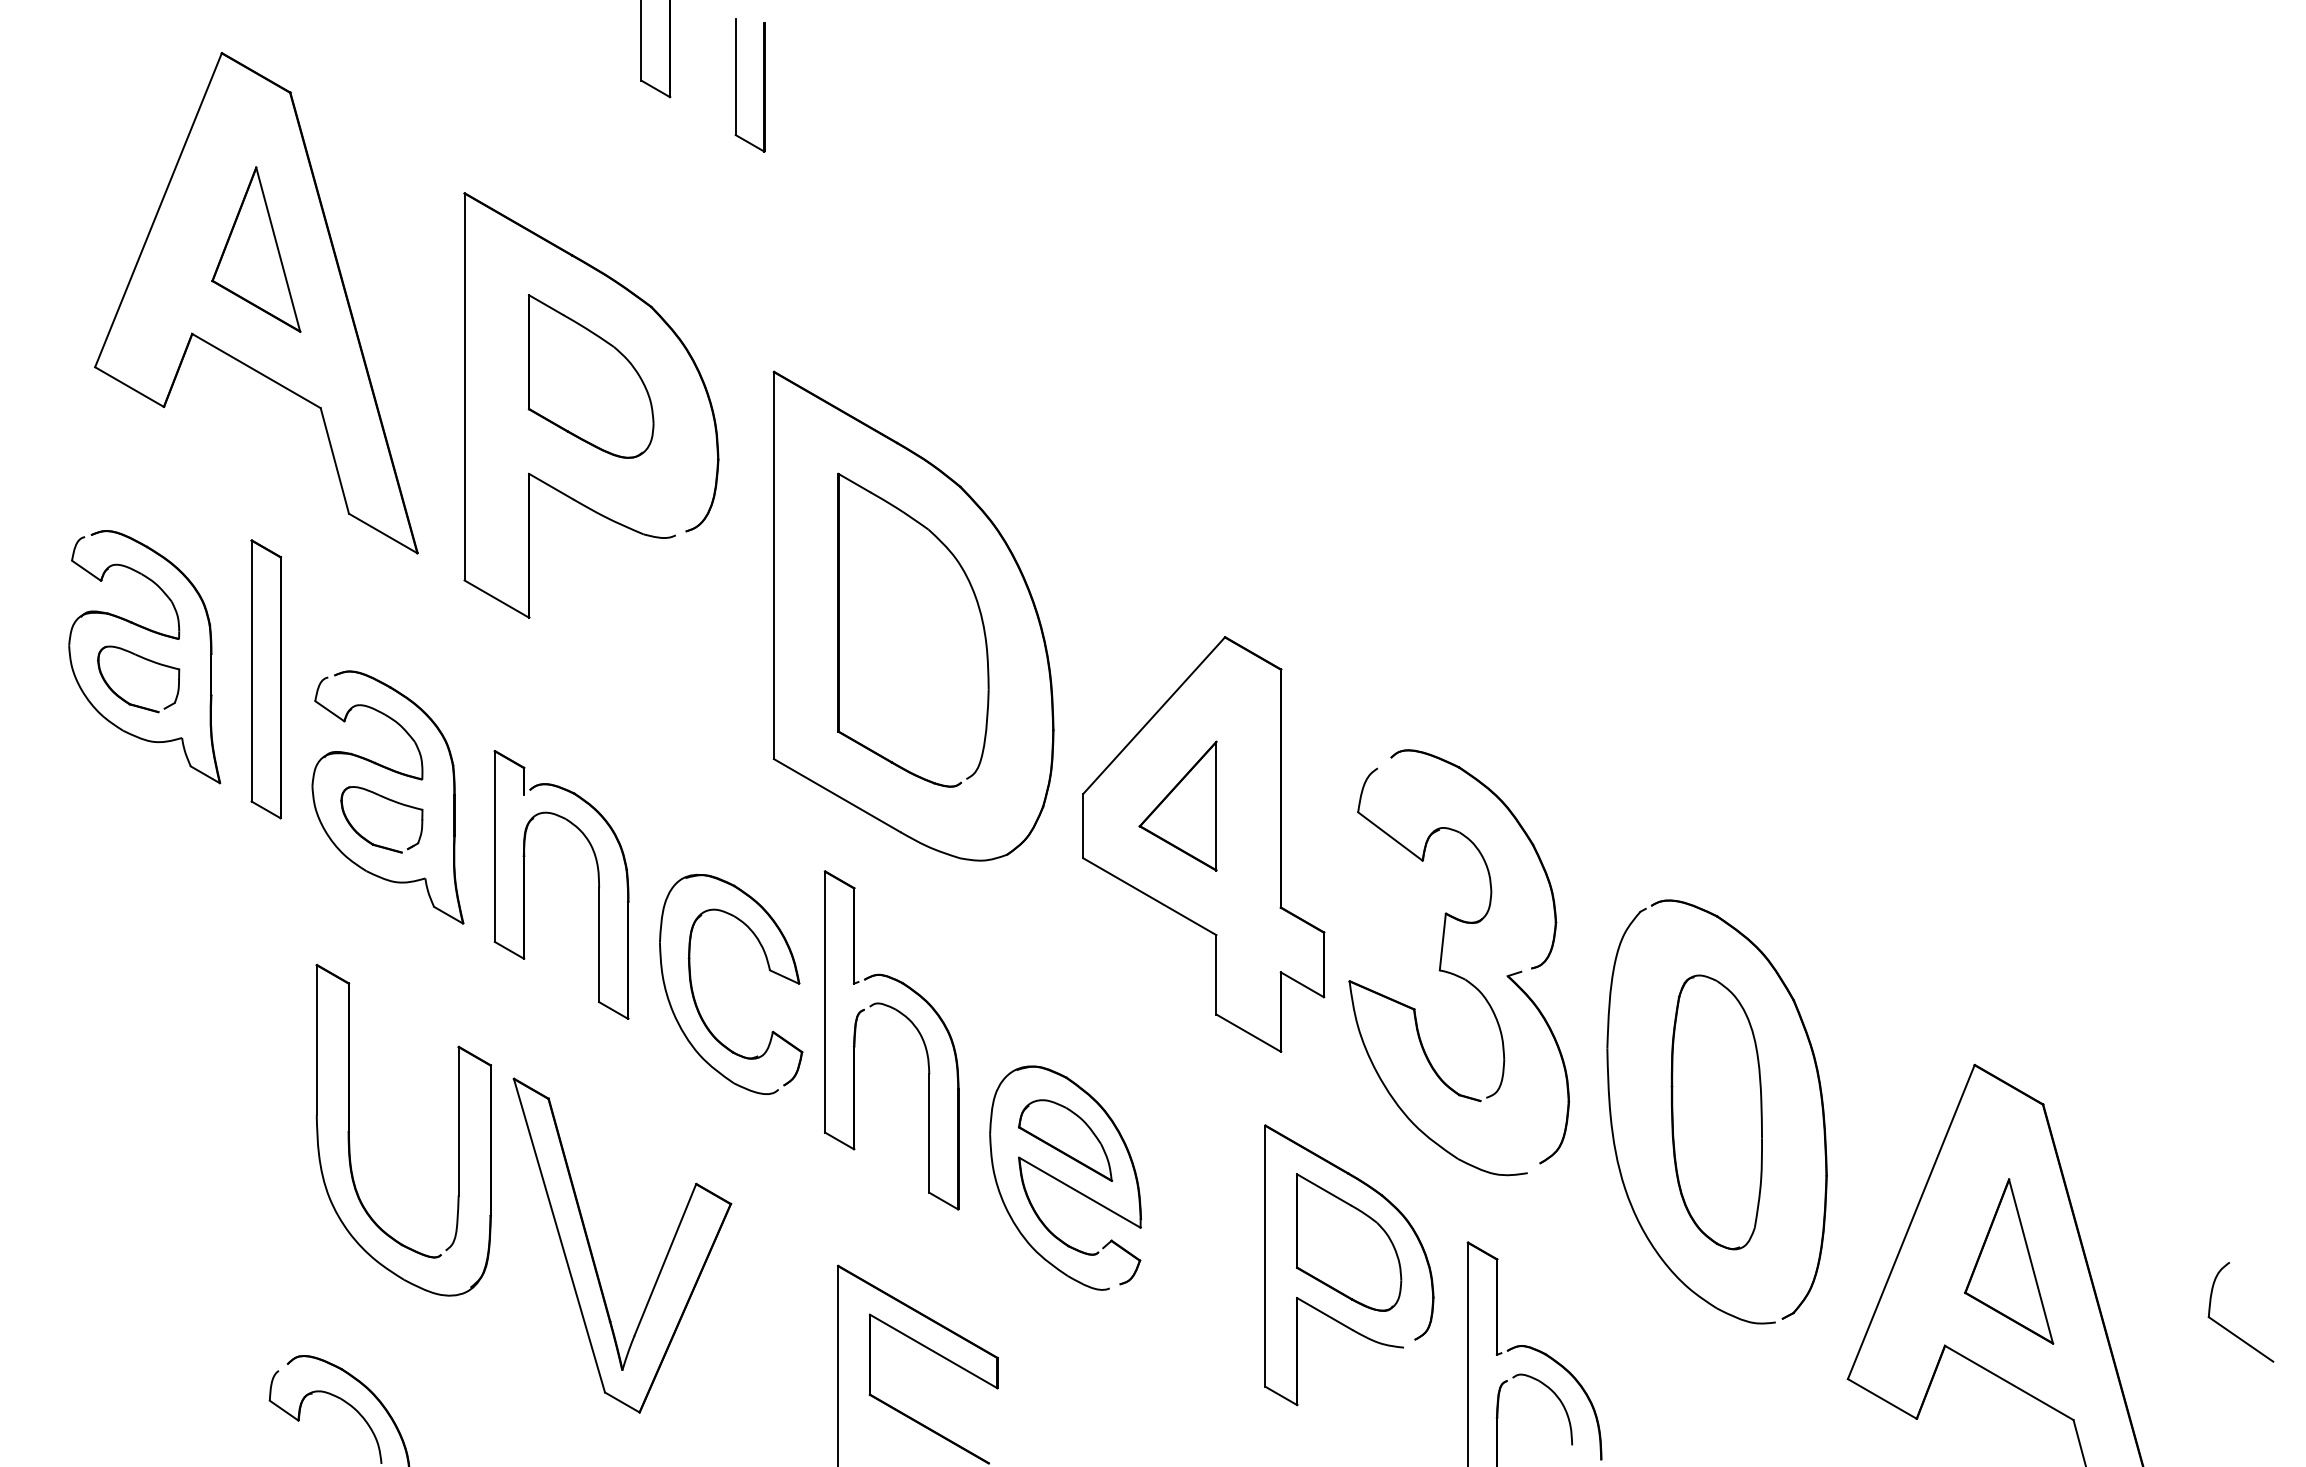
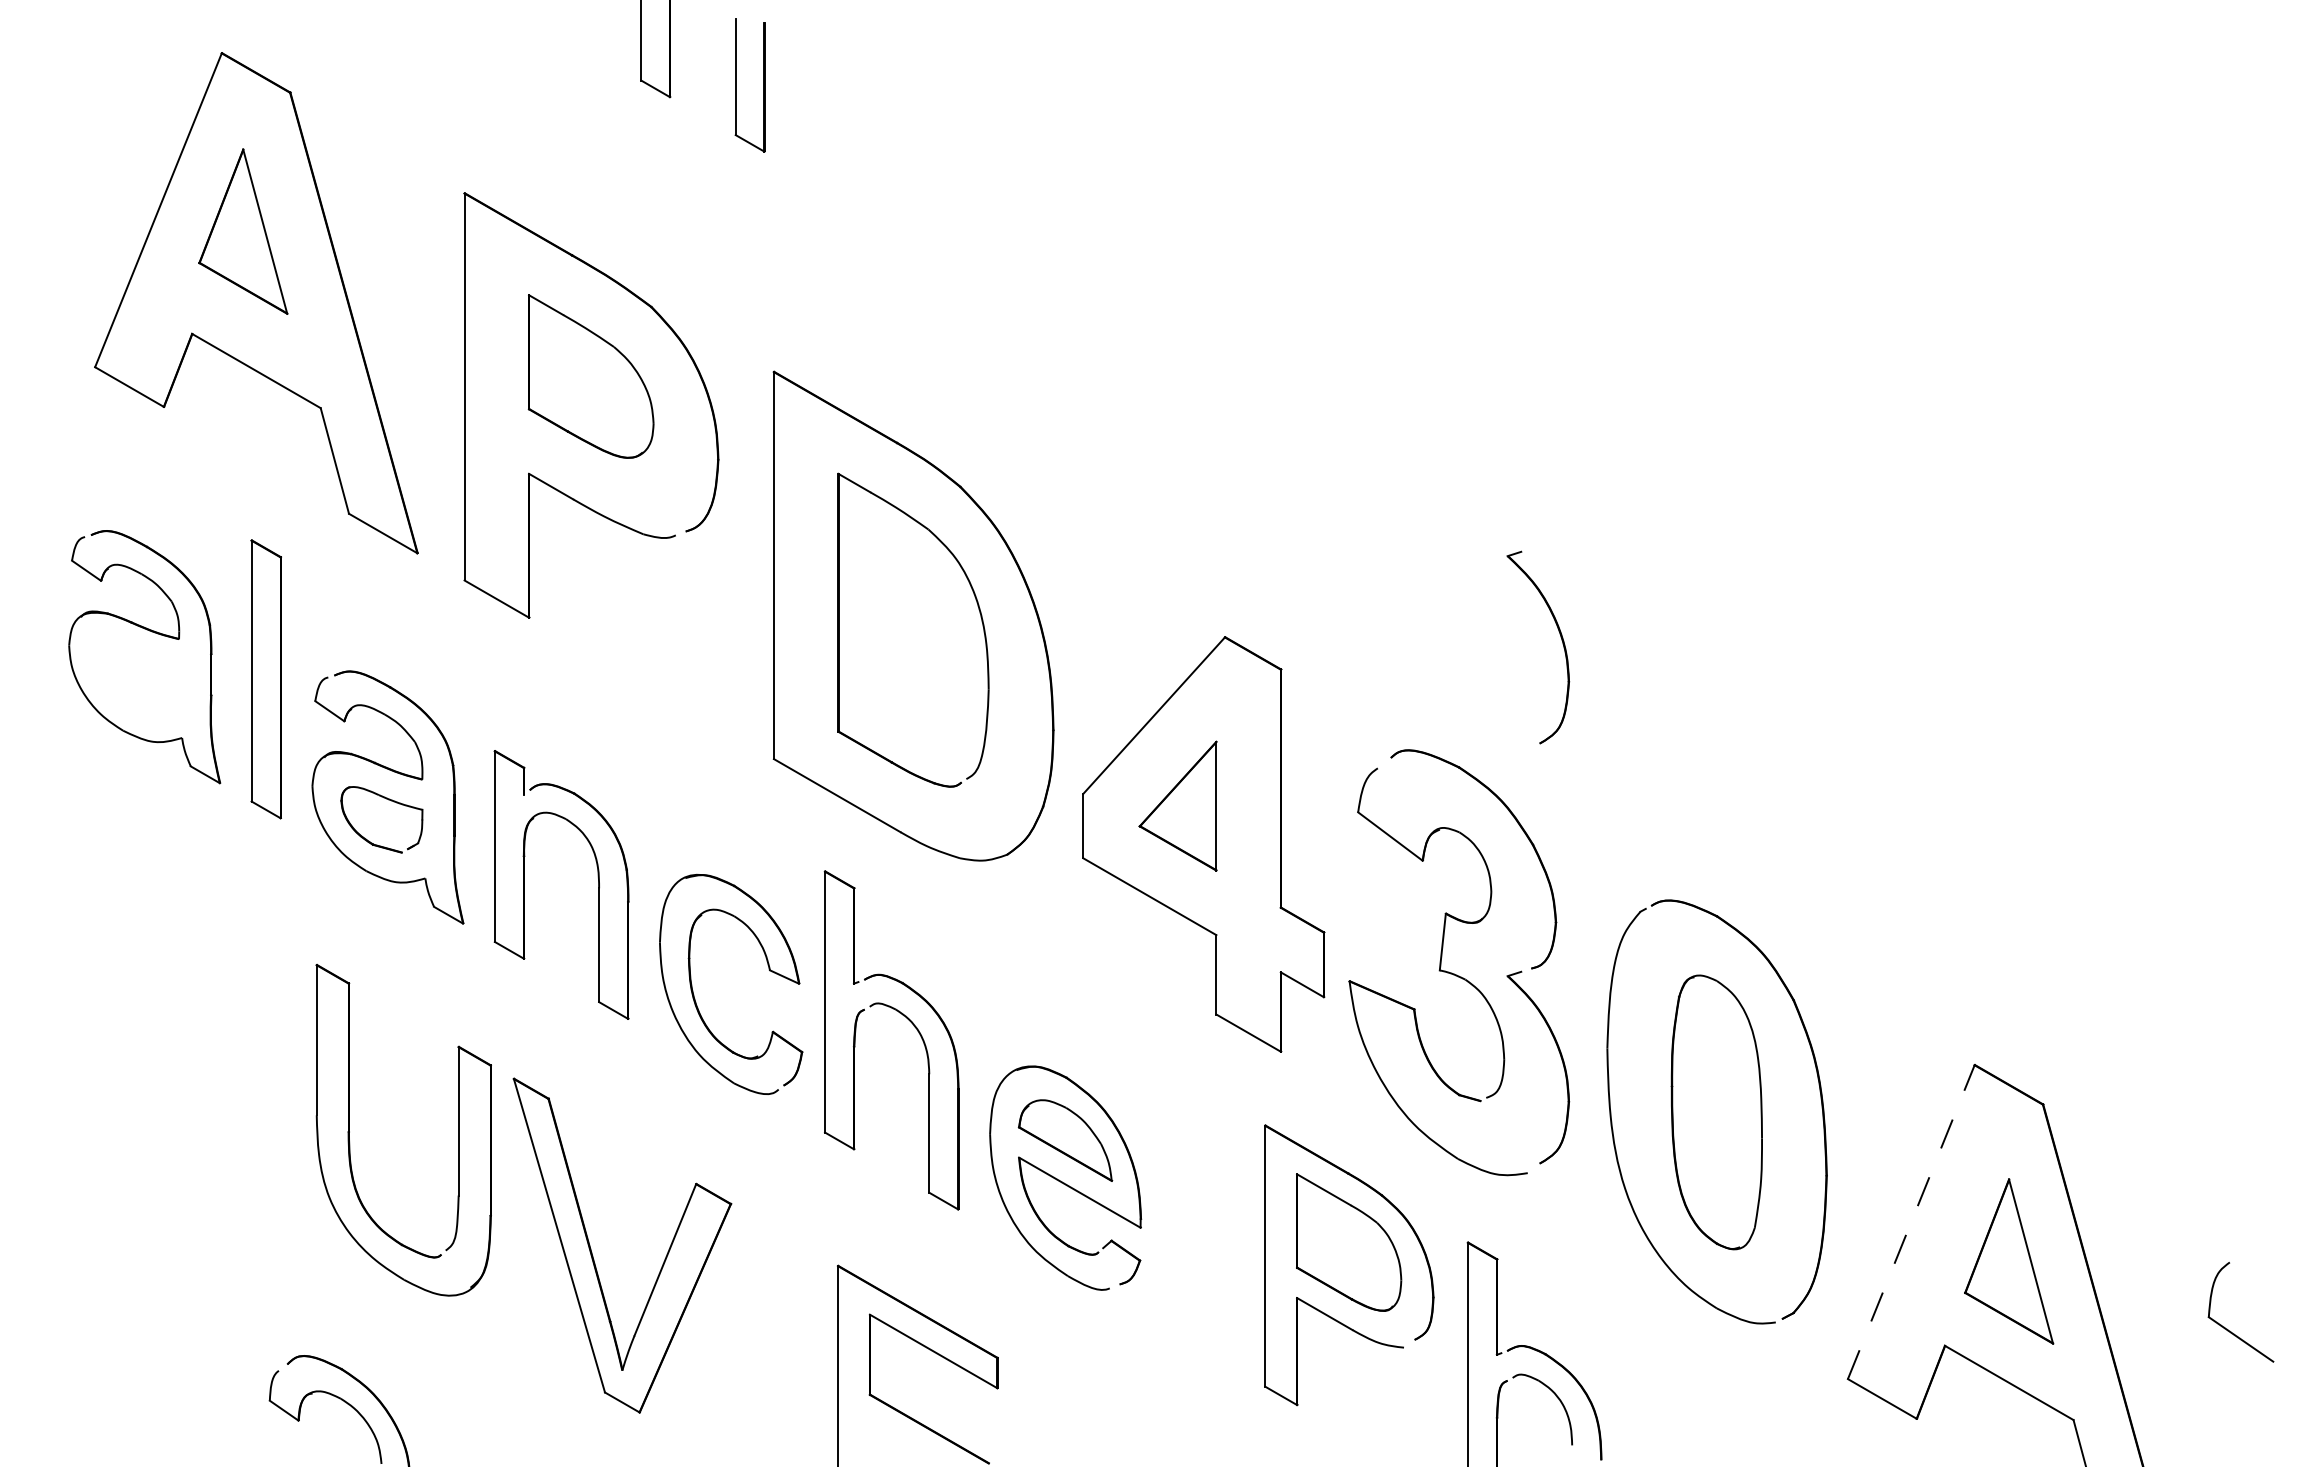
part position: (256, 249) -> (243, 231) (243, 231)
part: none -> present (1561, 640)
part: present -> none (146, 660)
line: solid -> dashed (1911, 1221)
